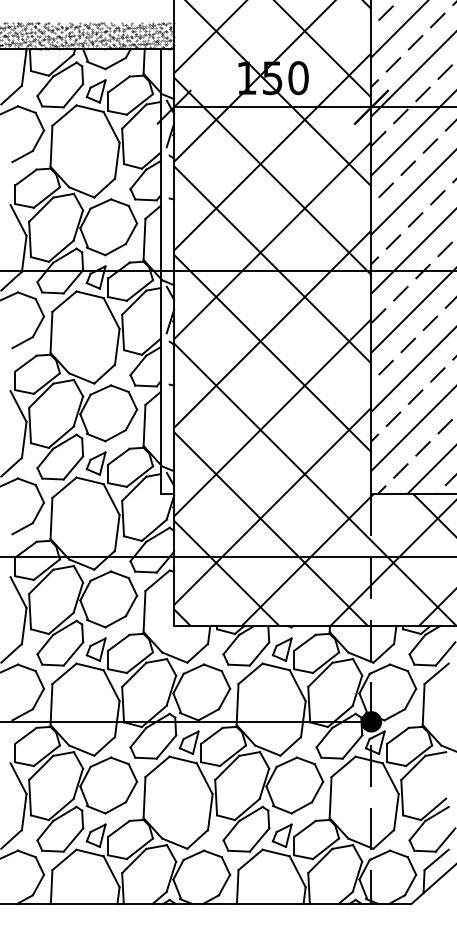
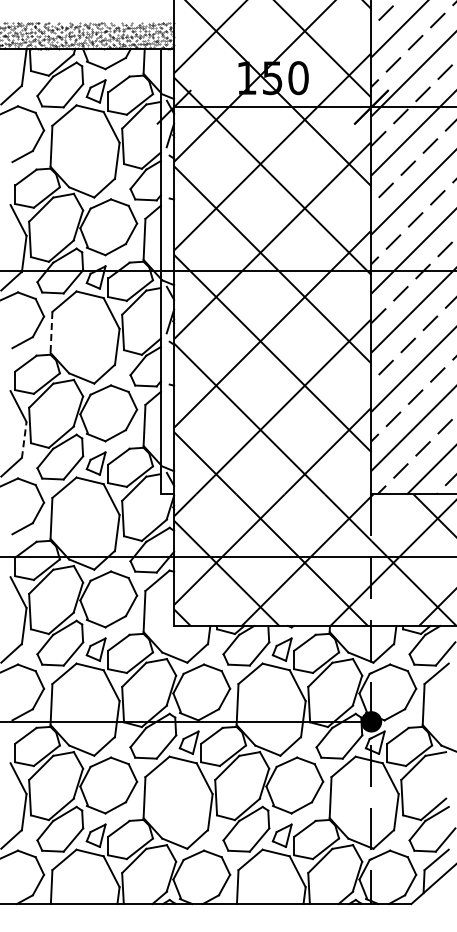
line: solid -> dashed (51, 332)
line: solid -> dashed (24, 439)
